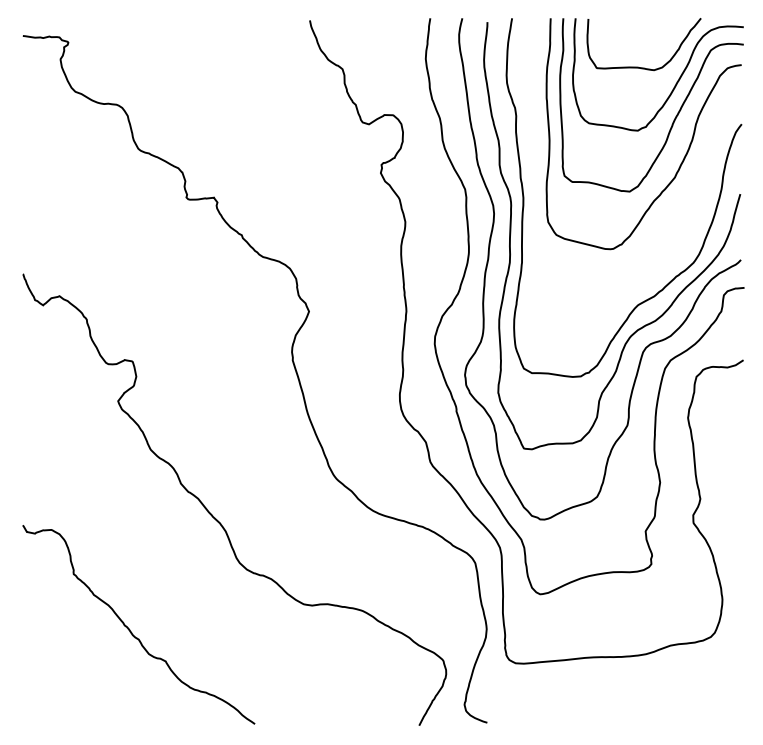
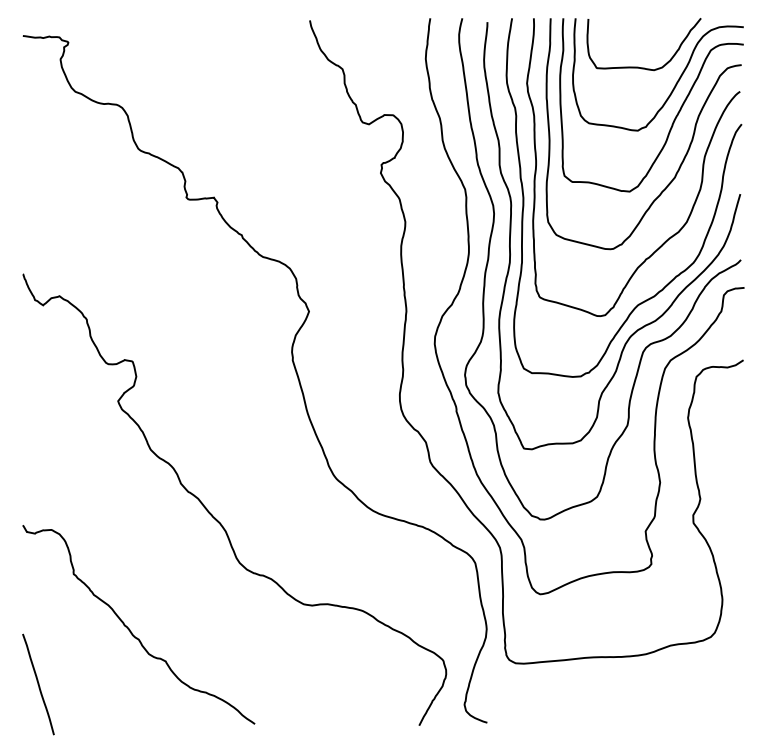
curve: none -> present (701, 172)
line: none -> present (38, 684)
